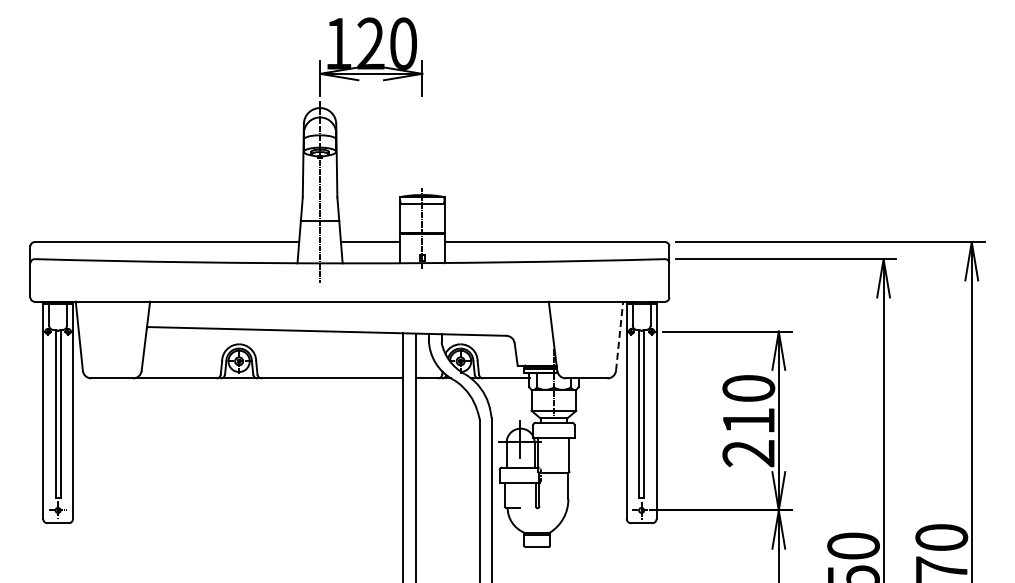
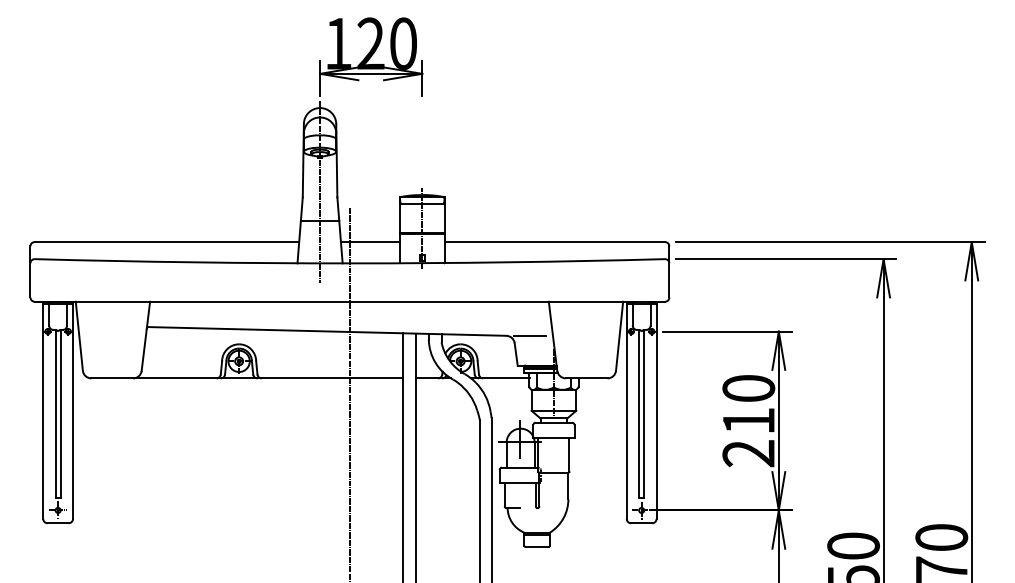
line: none -> present (529, 336)
line: dashed -> solid (619, 336)
line: none -> present (349, 393)
